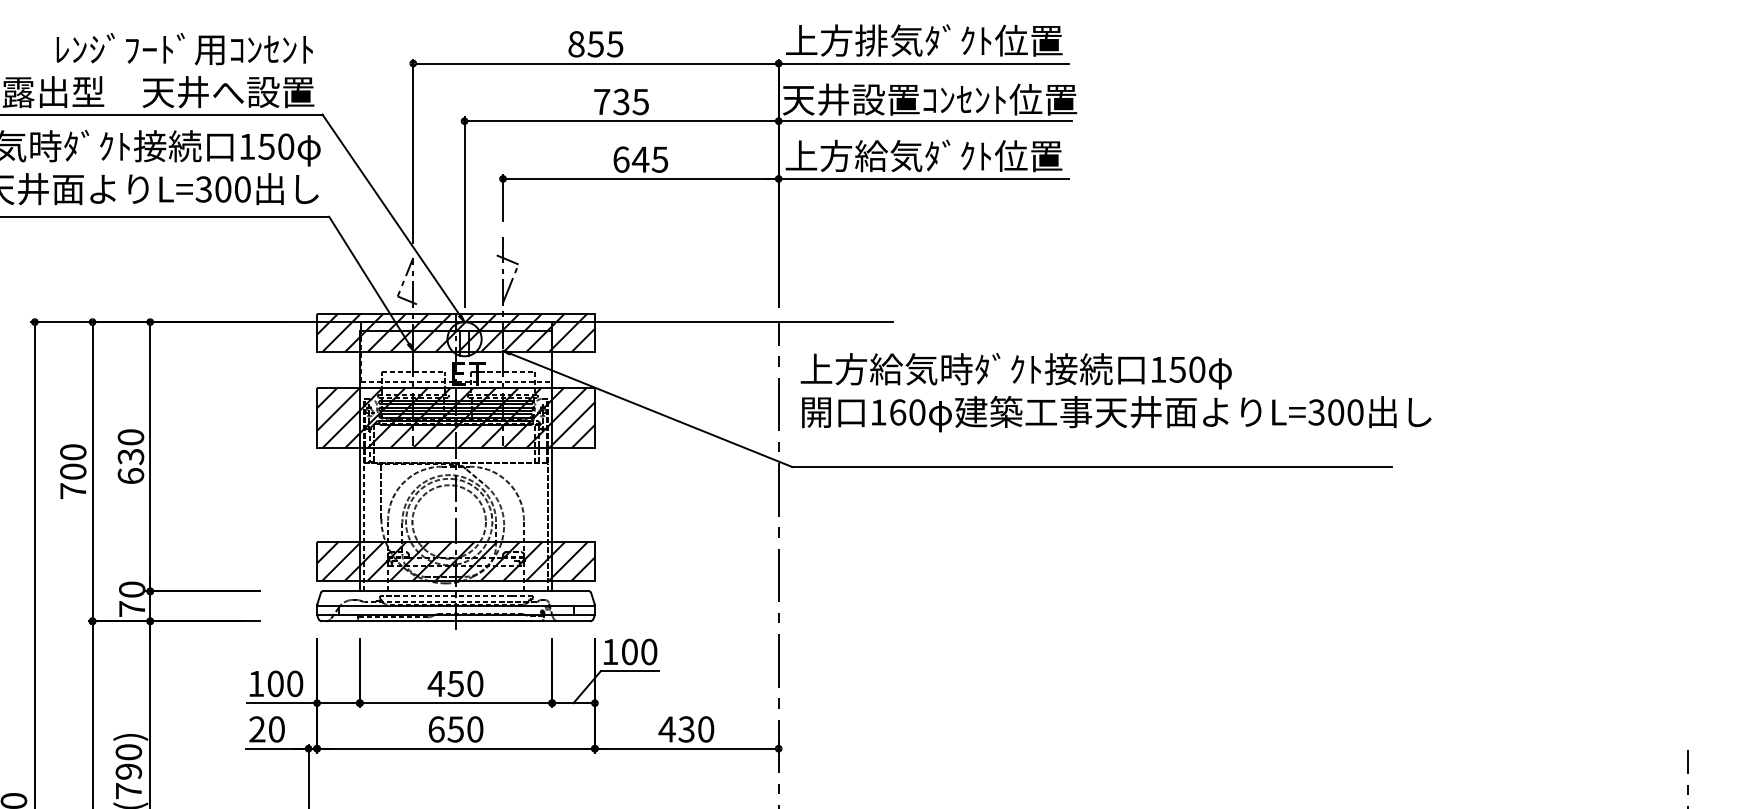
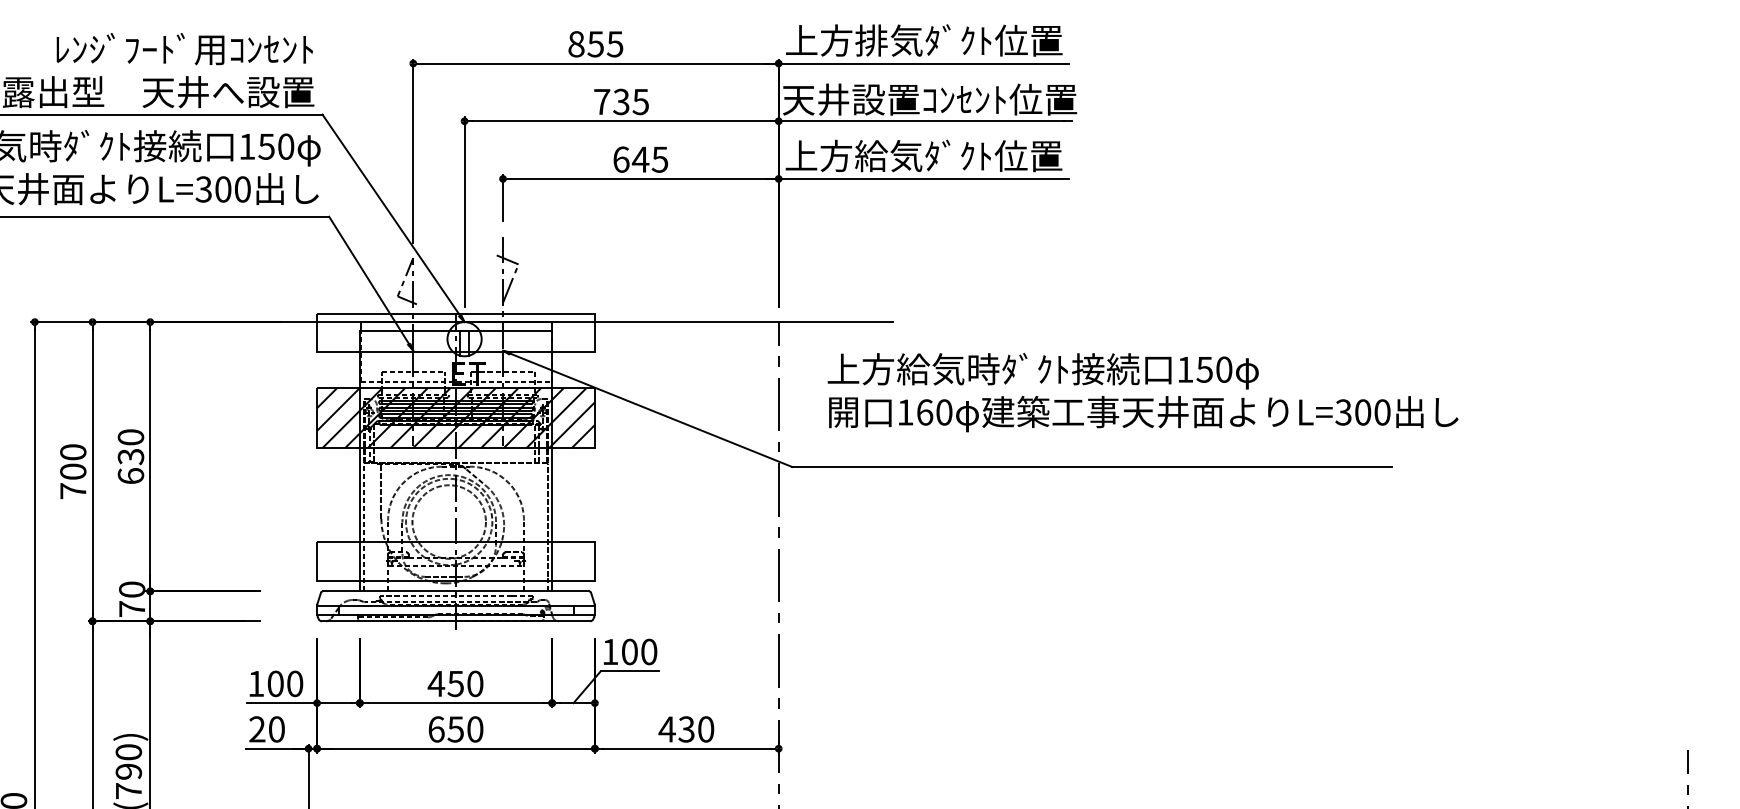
hatch: present -> none (455, 332)
text position: (1115, 392) -> (1142, 392) (1142, 392)
hatch: present -> none (455, 561)
